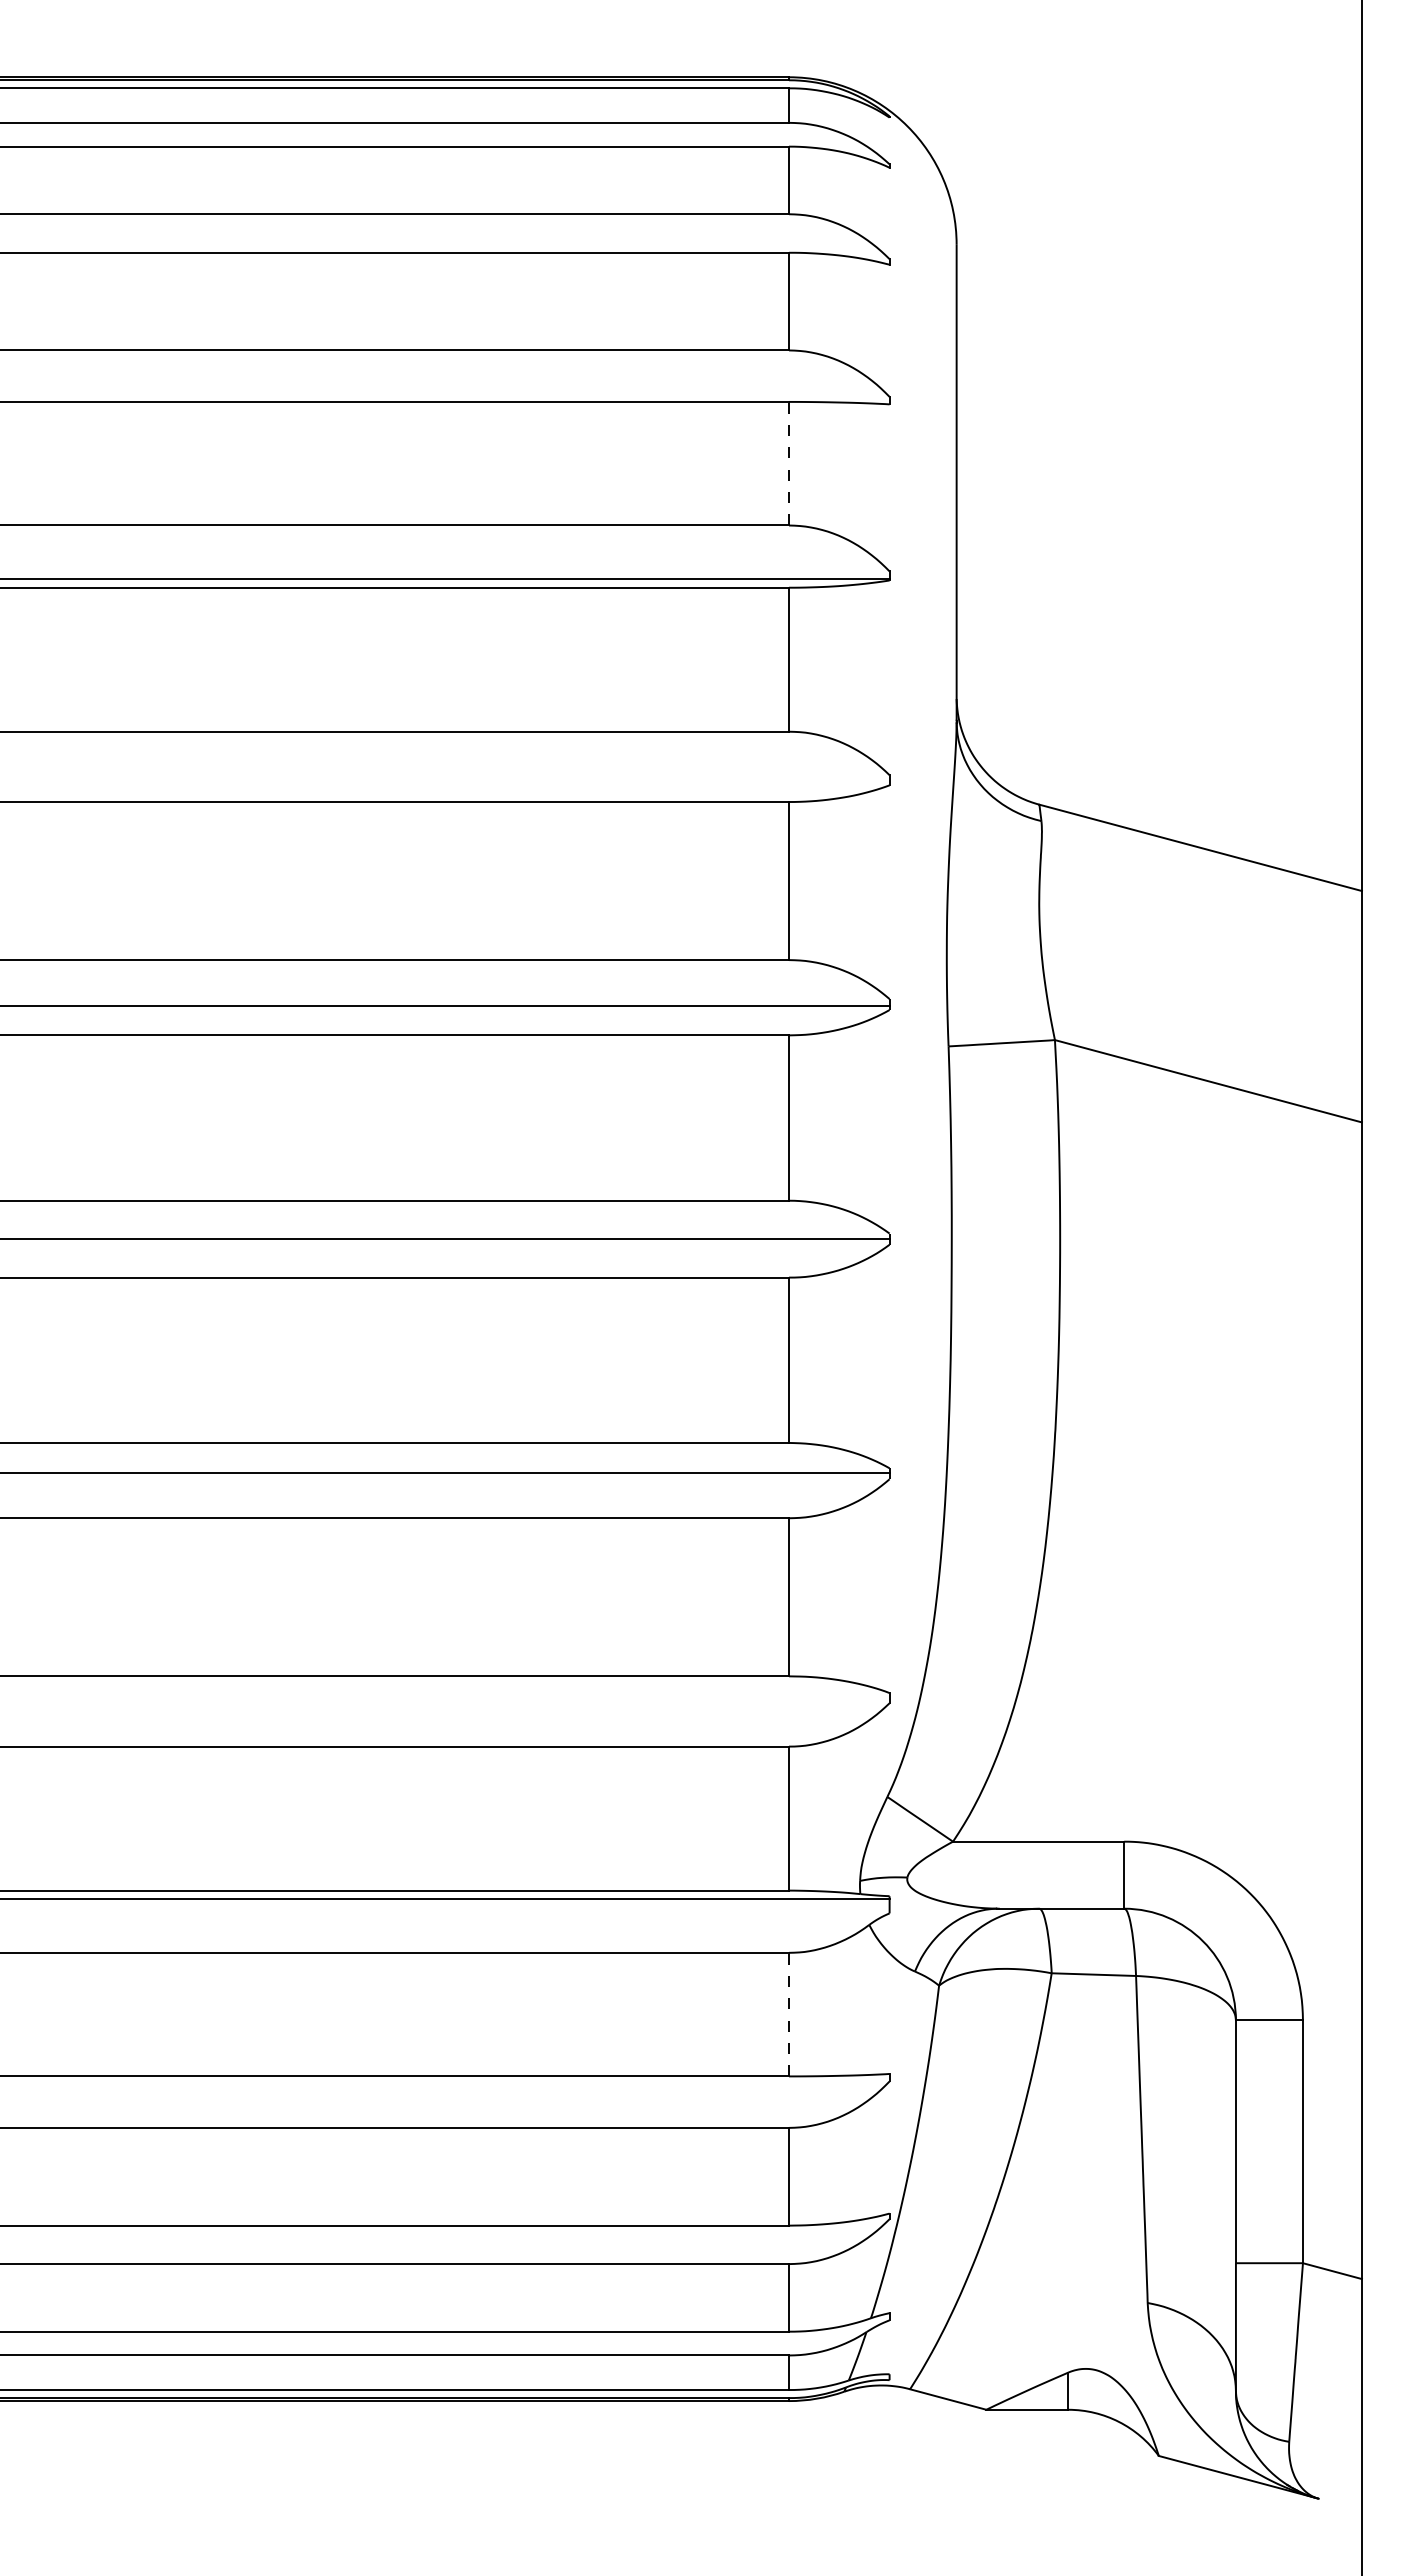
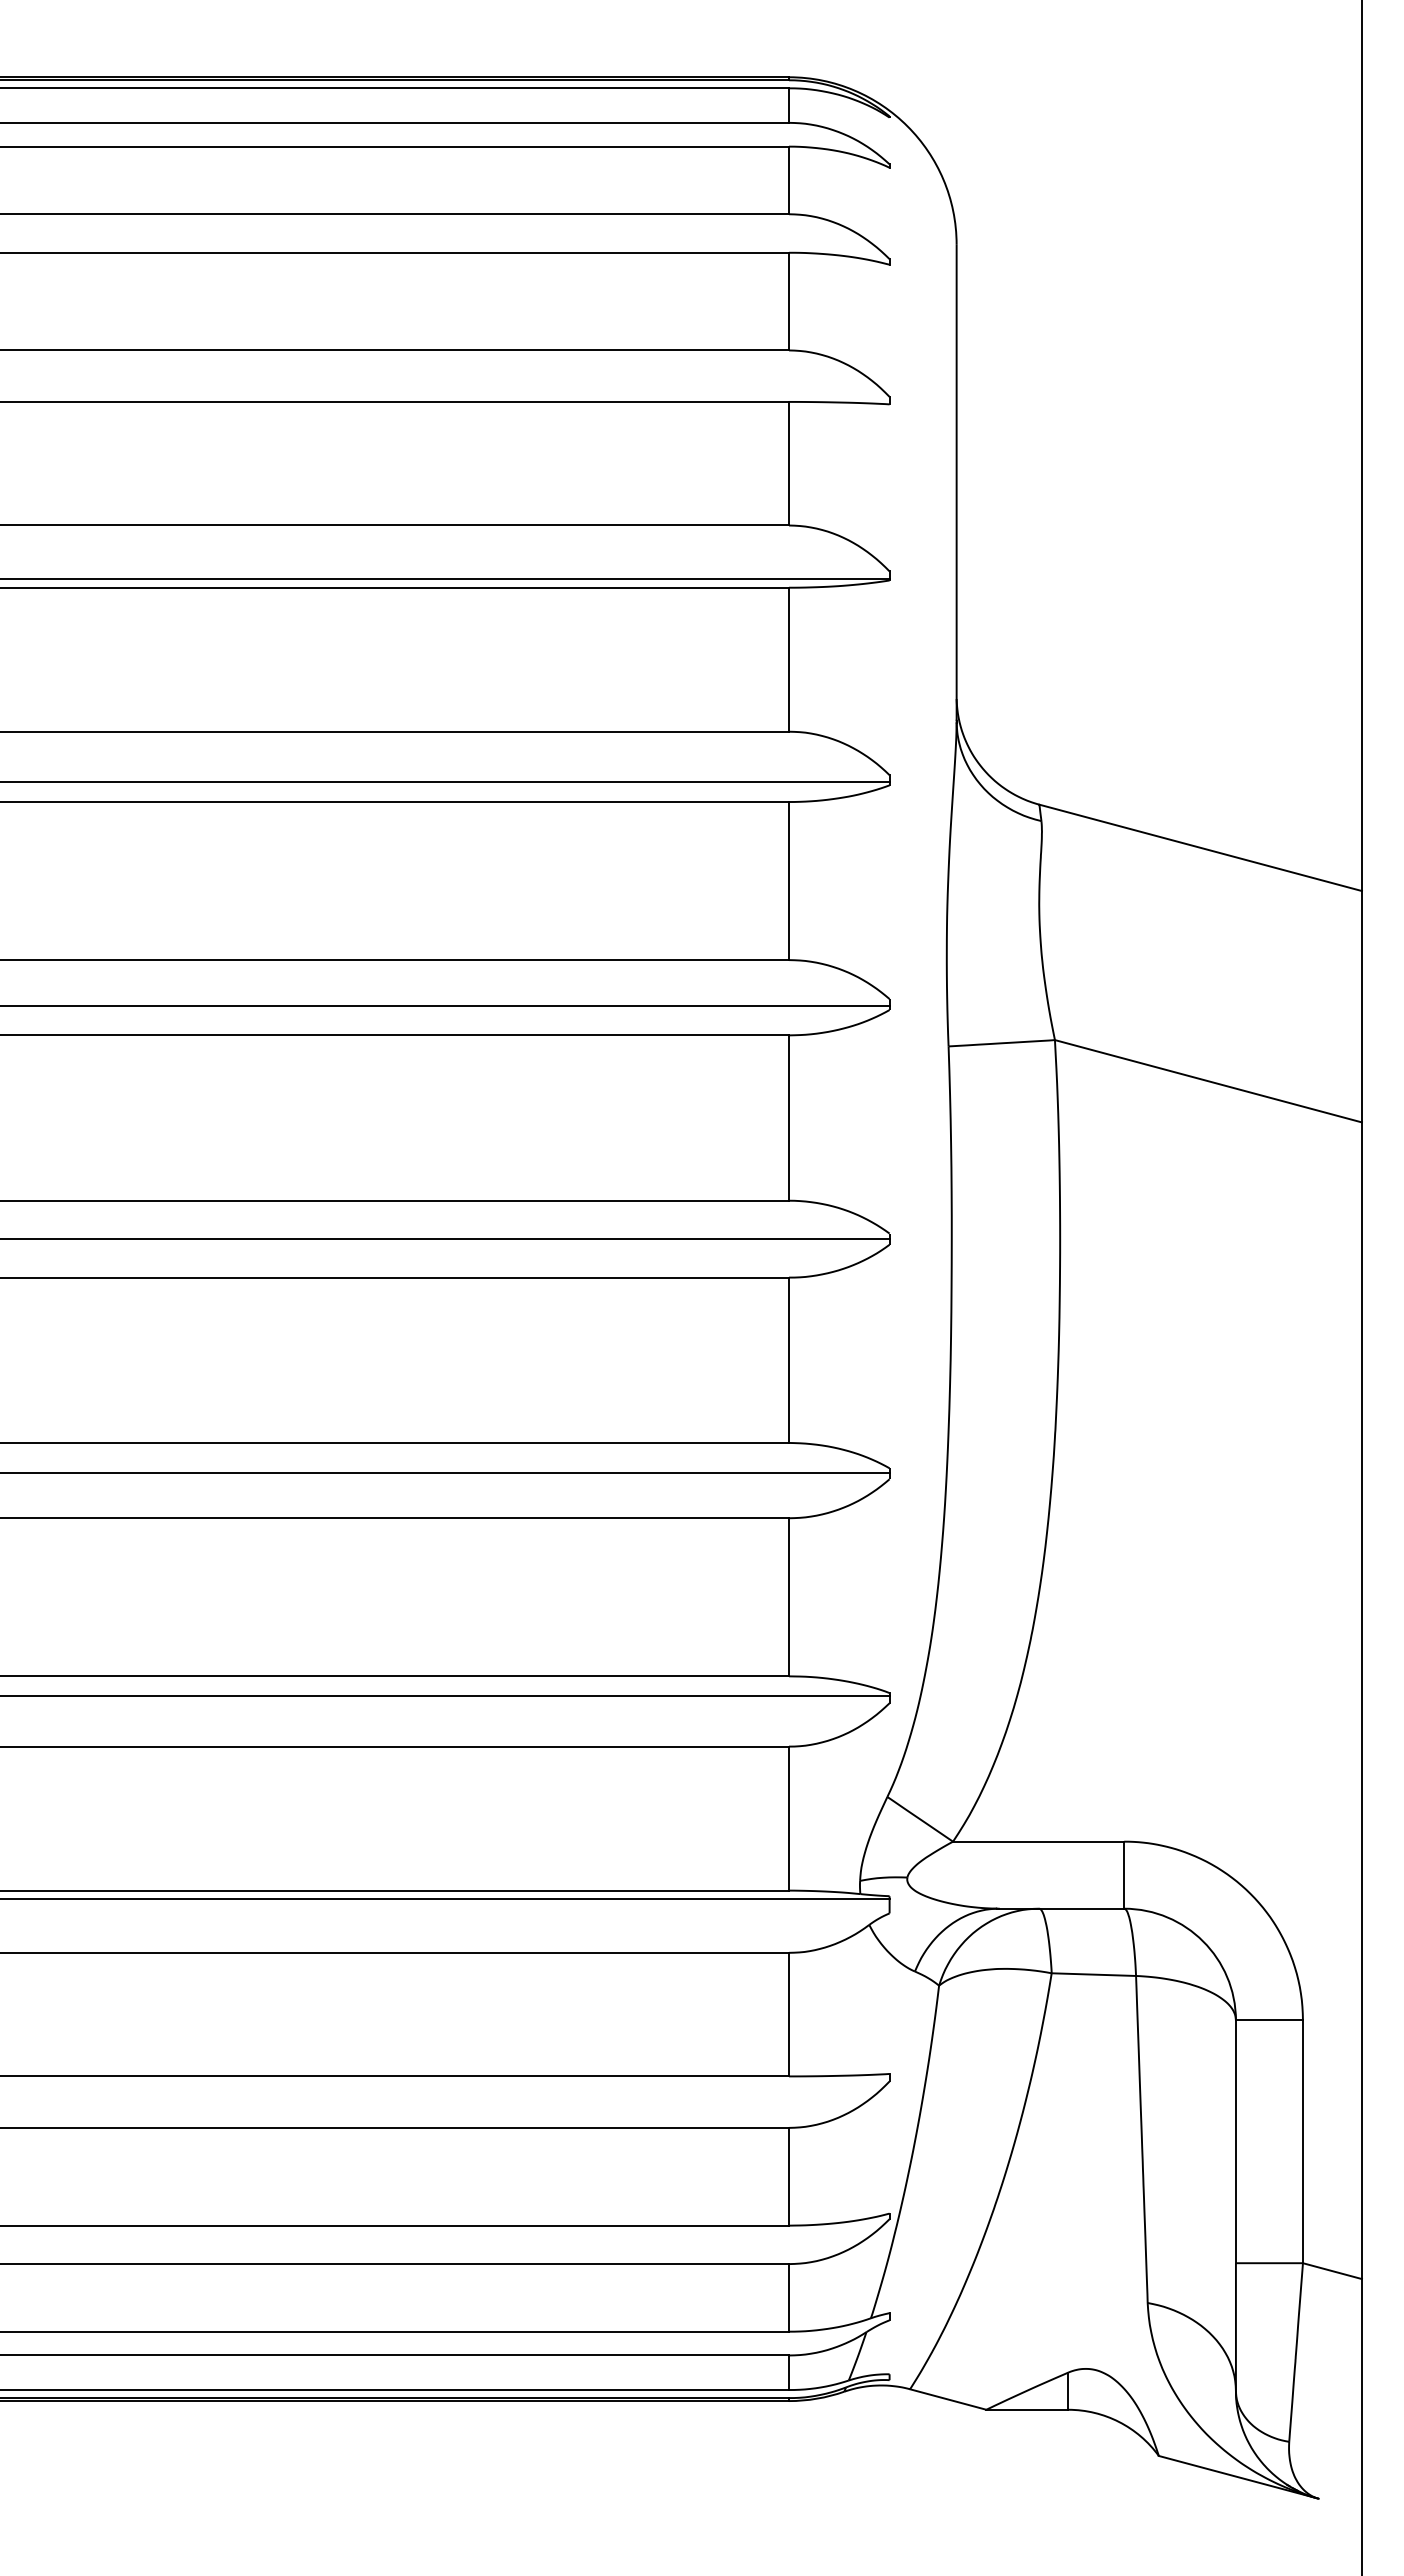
line: dashed -> solid (789, 463)
line: none -> present (445, 782)
line: none -> present (445, 1695)
line: dashed -> solid (789, 2014)
